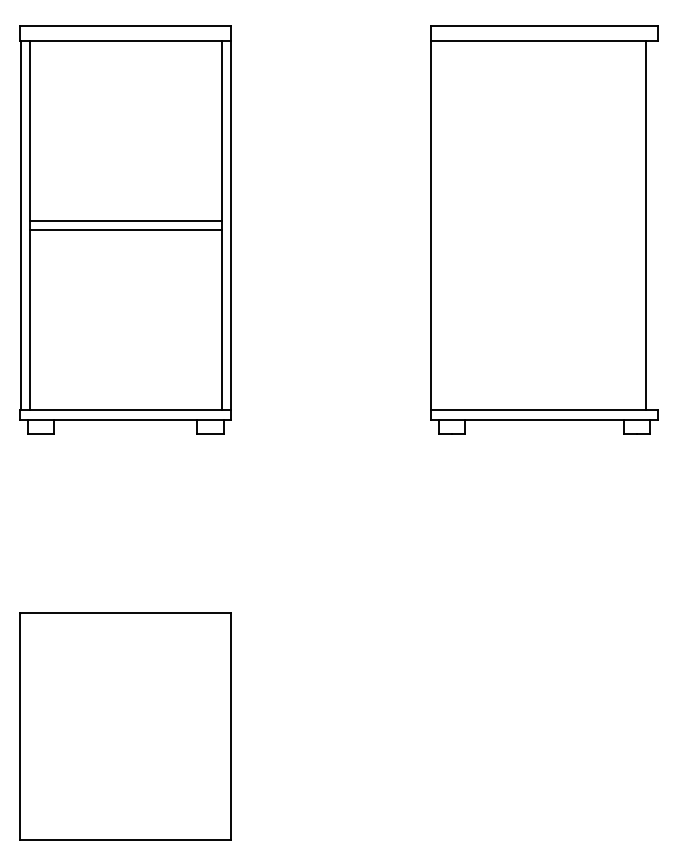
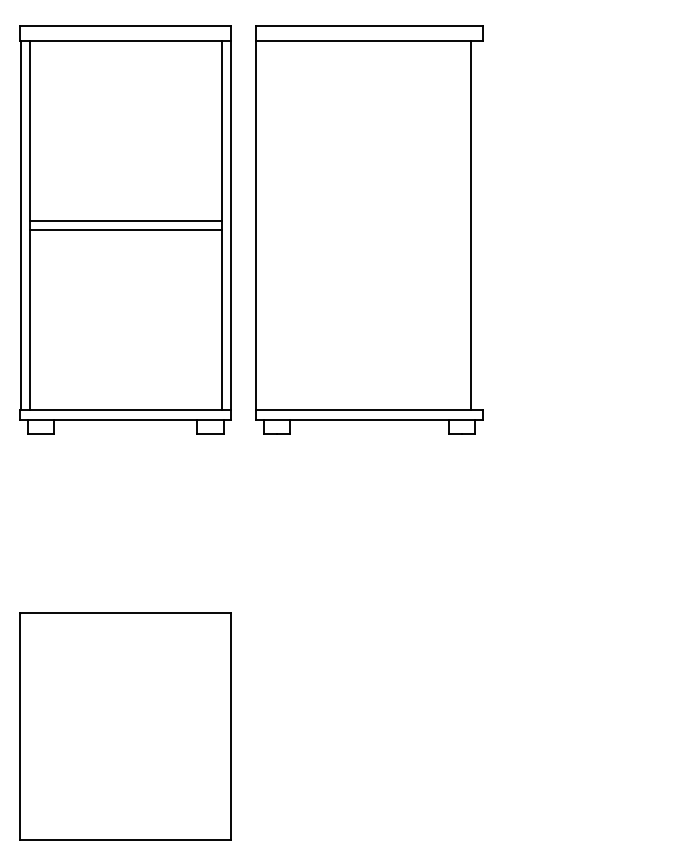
part position: (544, 229) -> (369, 229) (369, 229)
